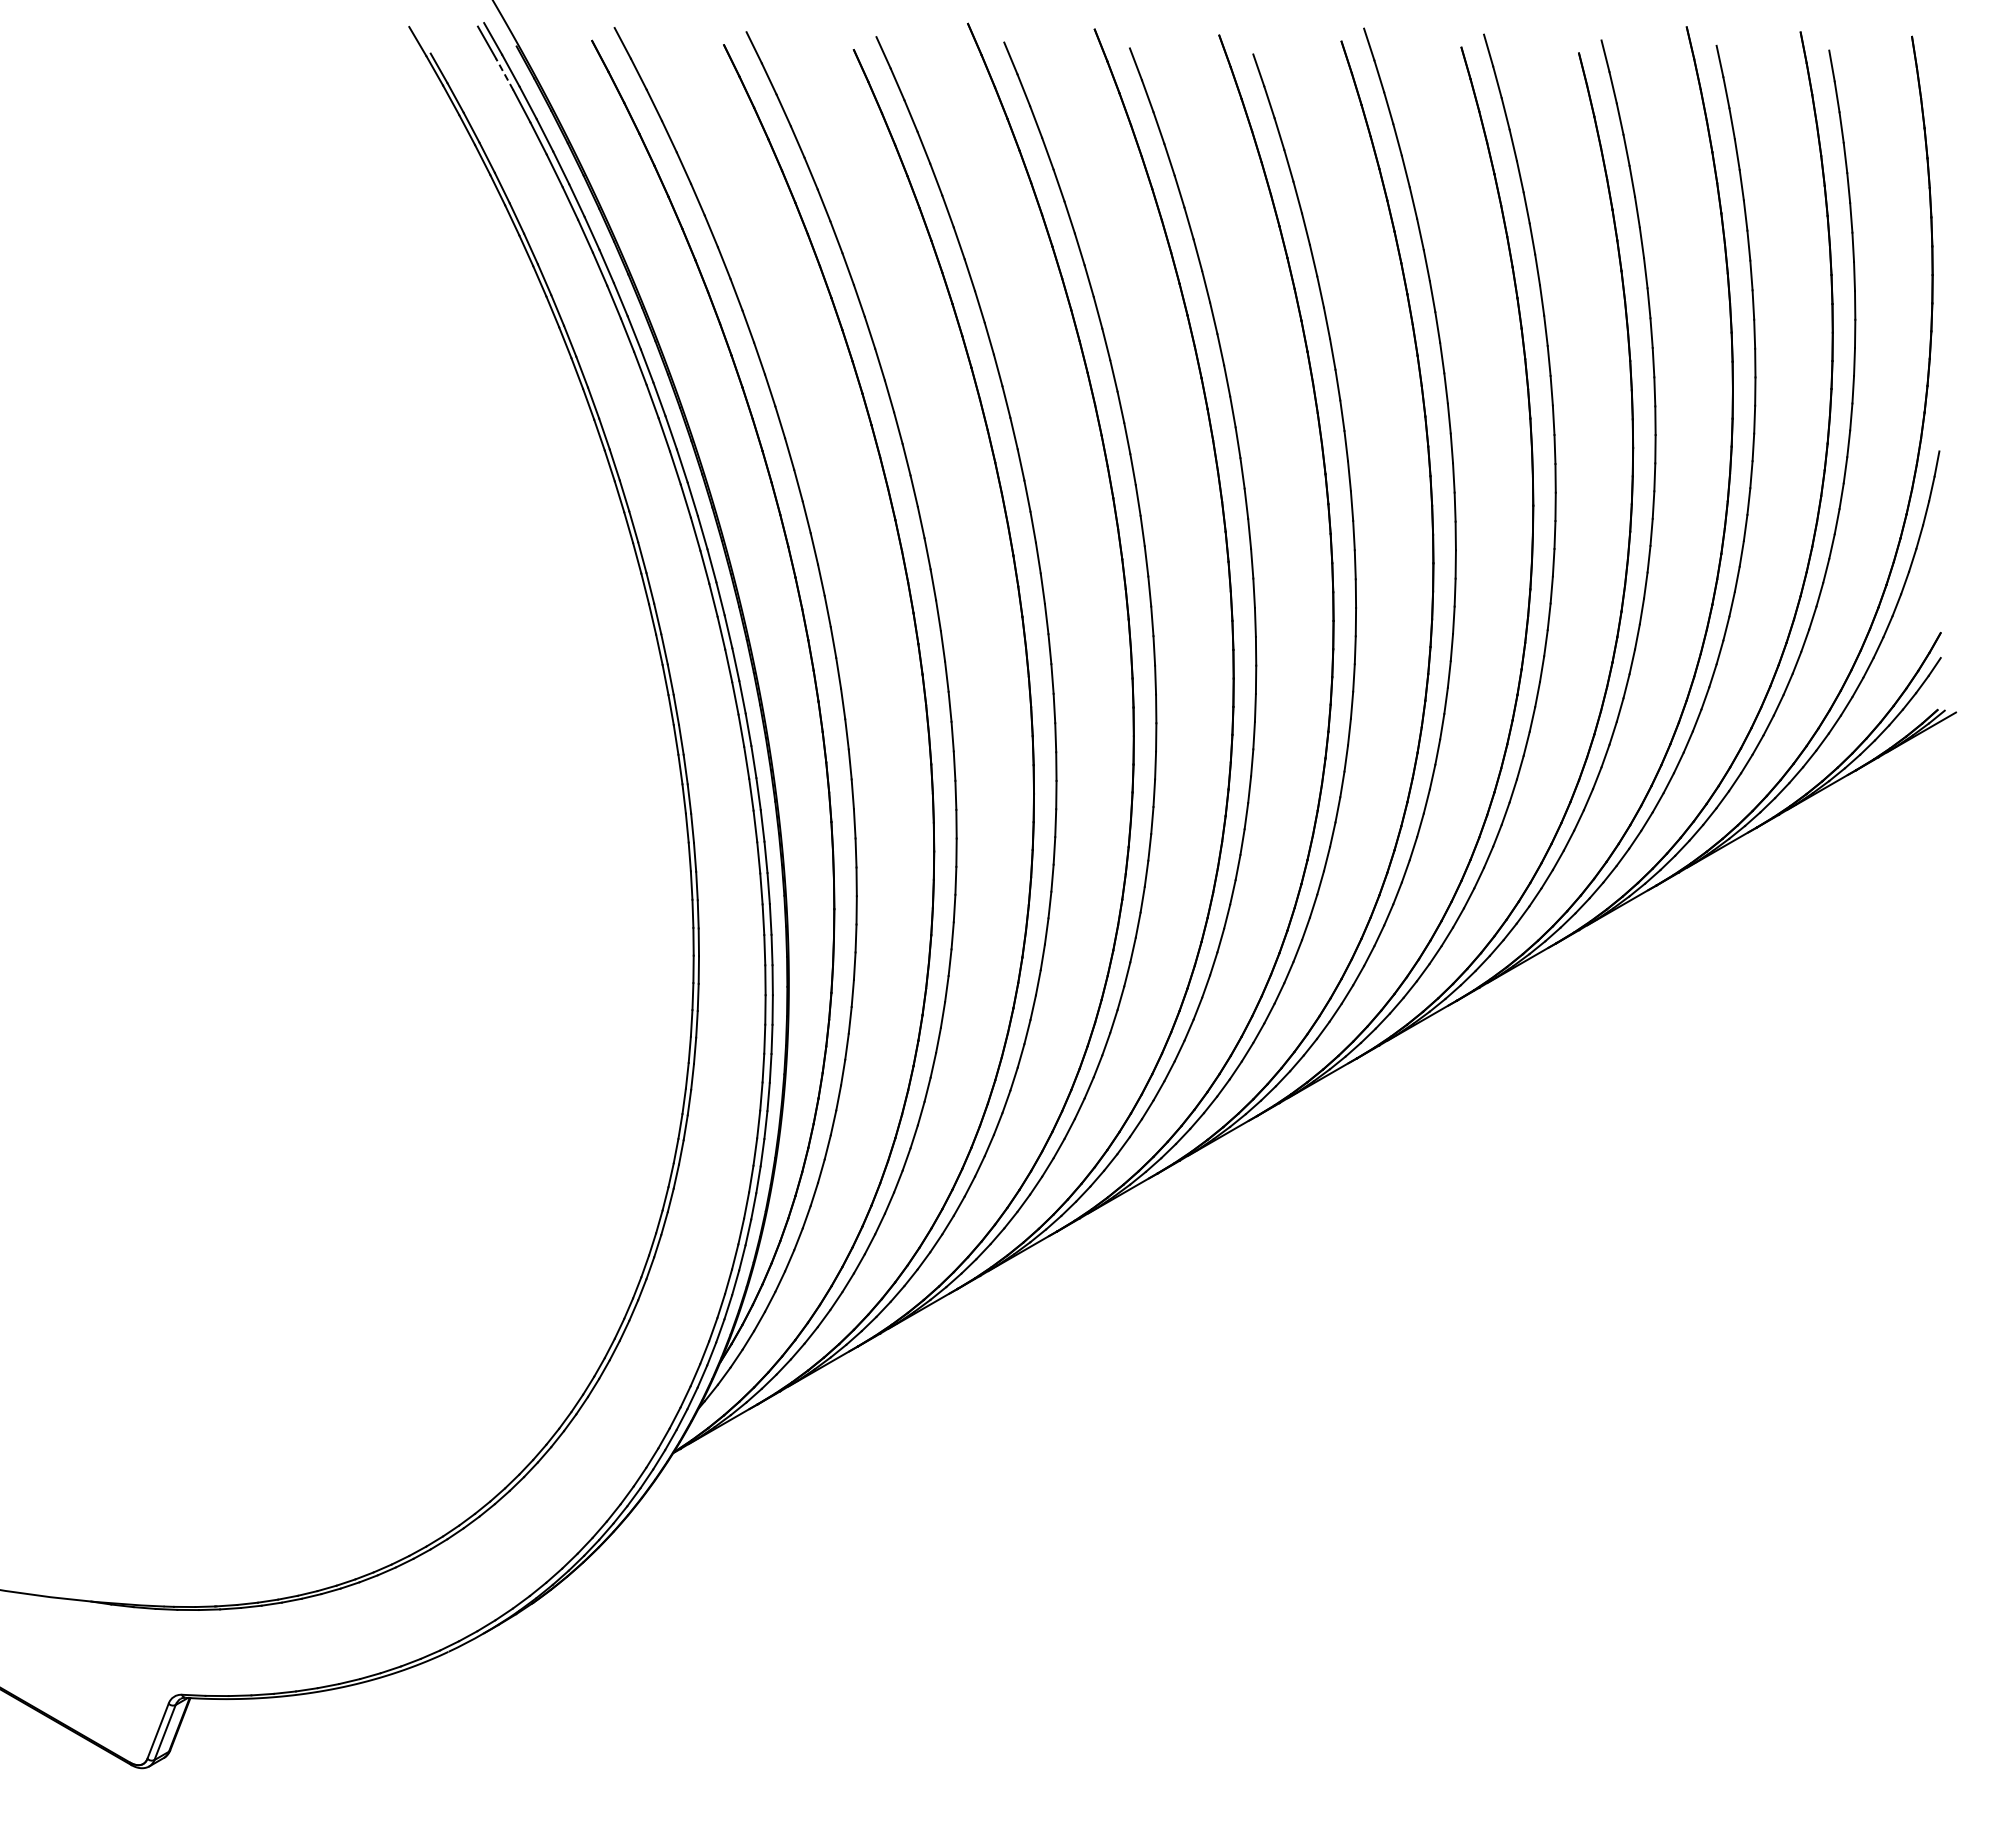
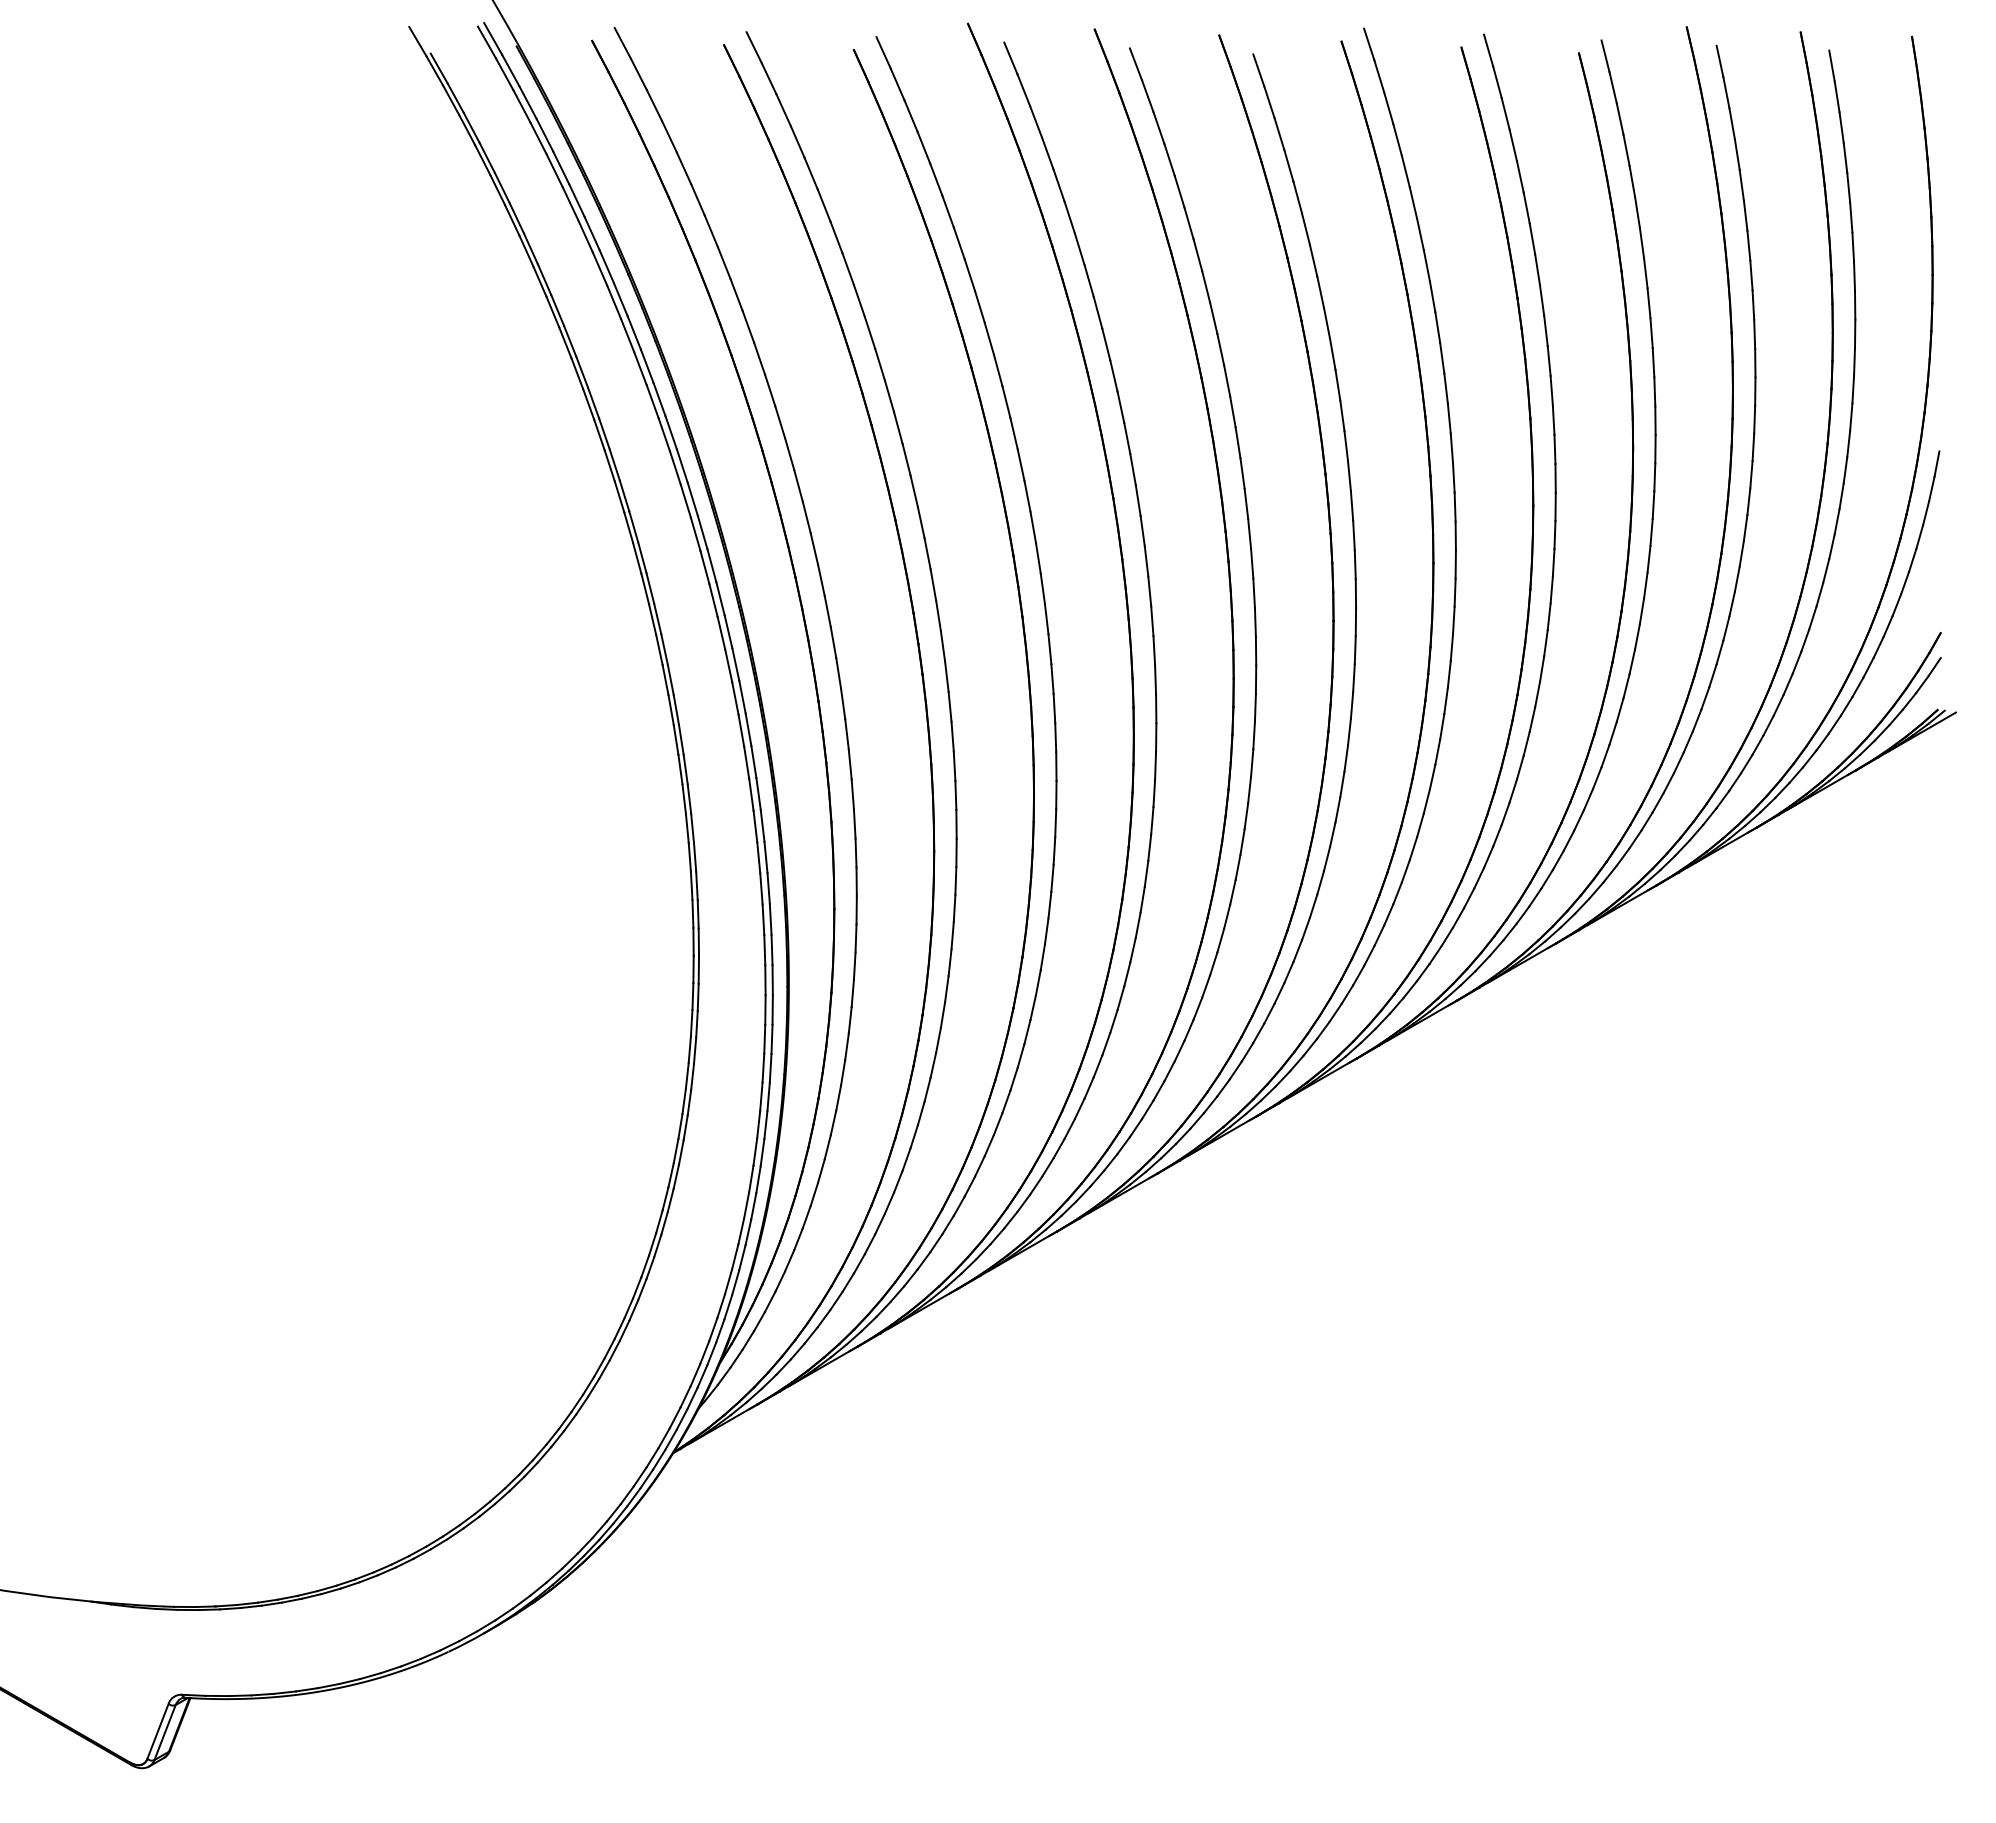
line: dashed -> solid (504, 73)
